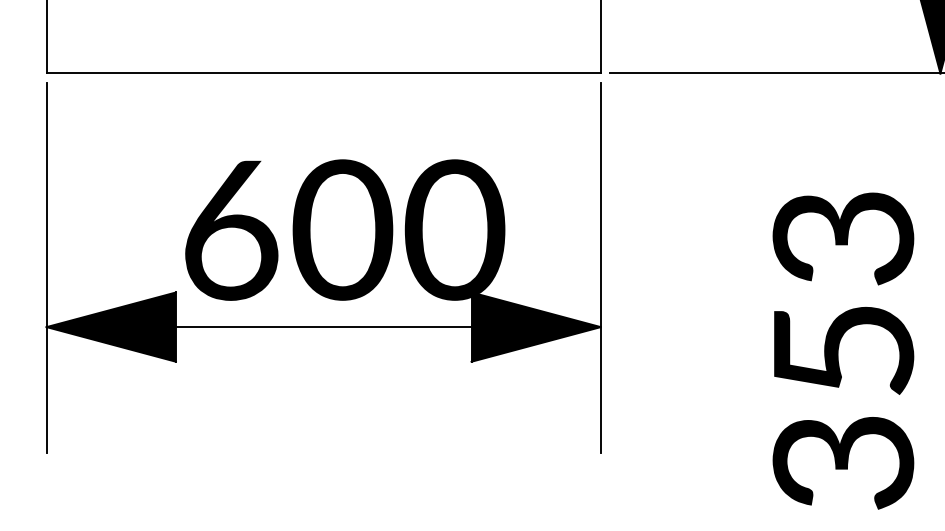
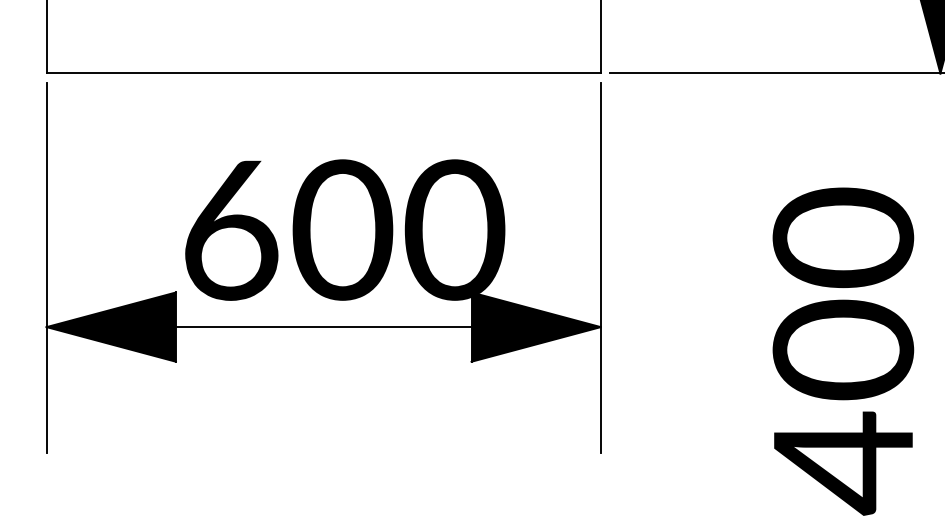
text: 353 -> 400 (843, 351)
